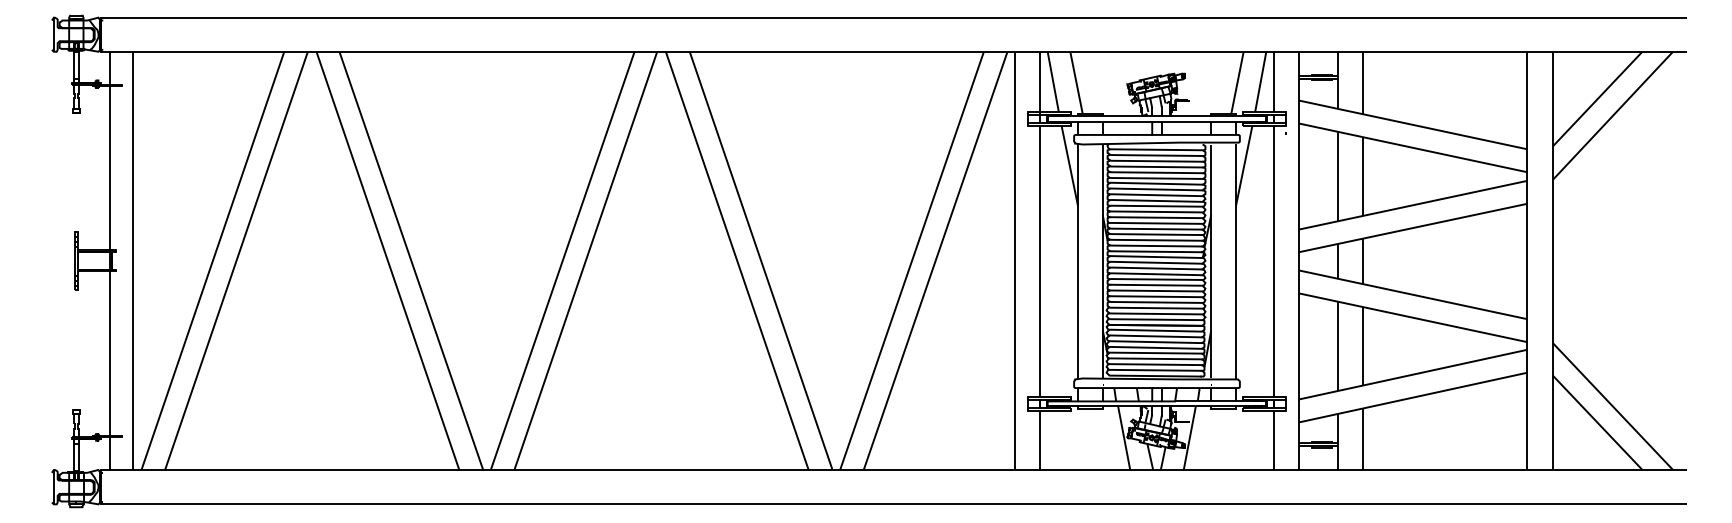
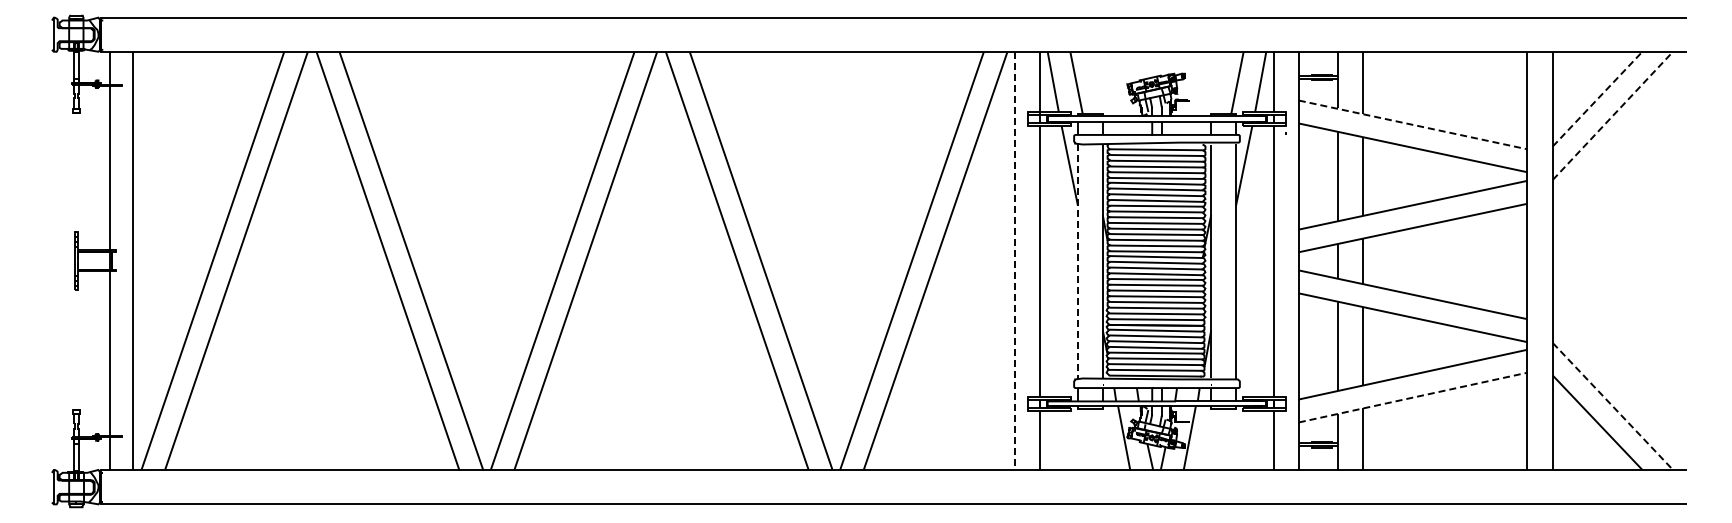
line: solid -> dashed (1597, 98)
line: solid -> dashed (1612, 115)
line: solid -> dashed (1413, 124)
line: solid -> dashed (1015, 261)
line: solid -> dashed (1077, 261)
line: solid -> dashed (1413, 397)
line: solid -> dashed (1613, 406)
